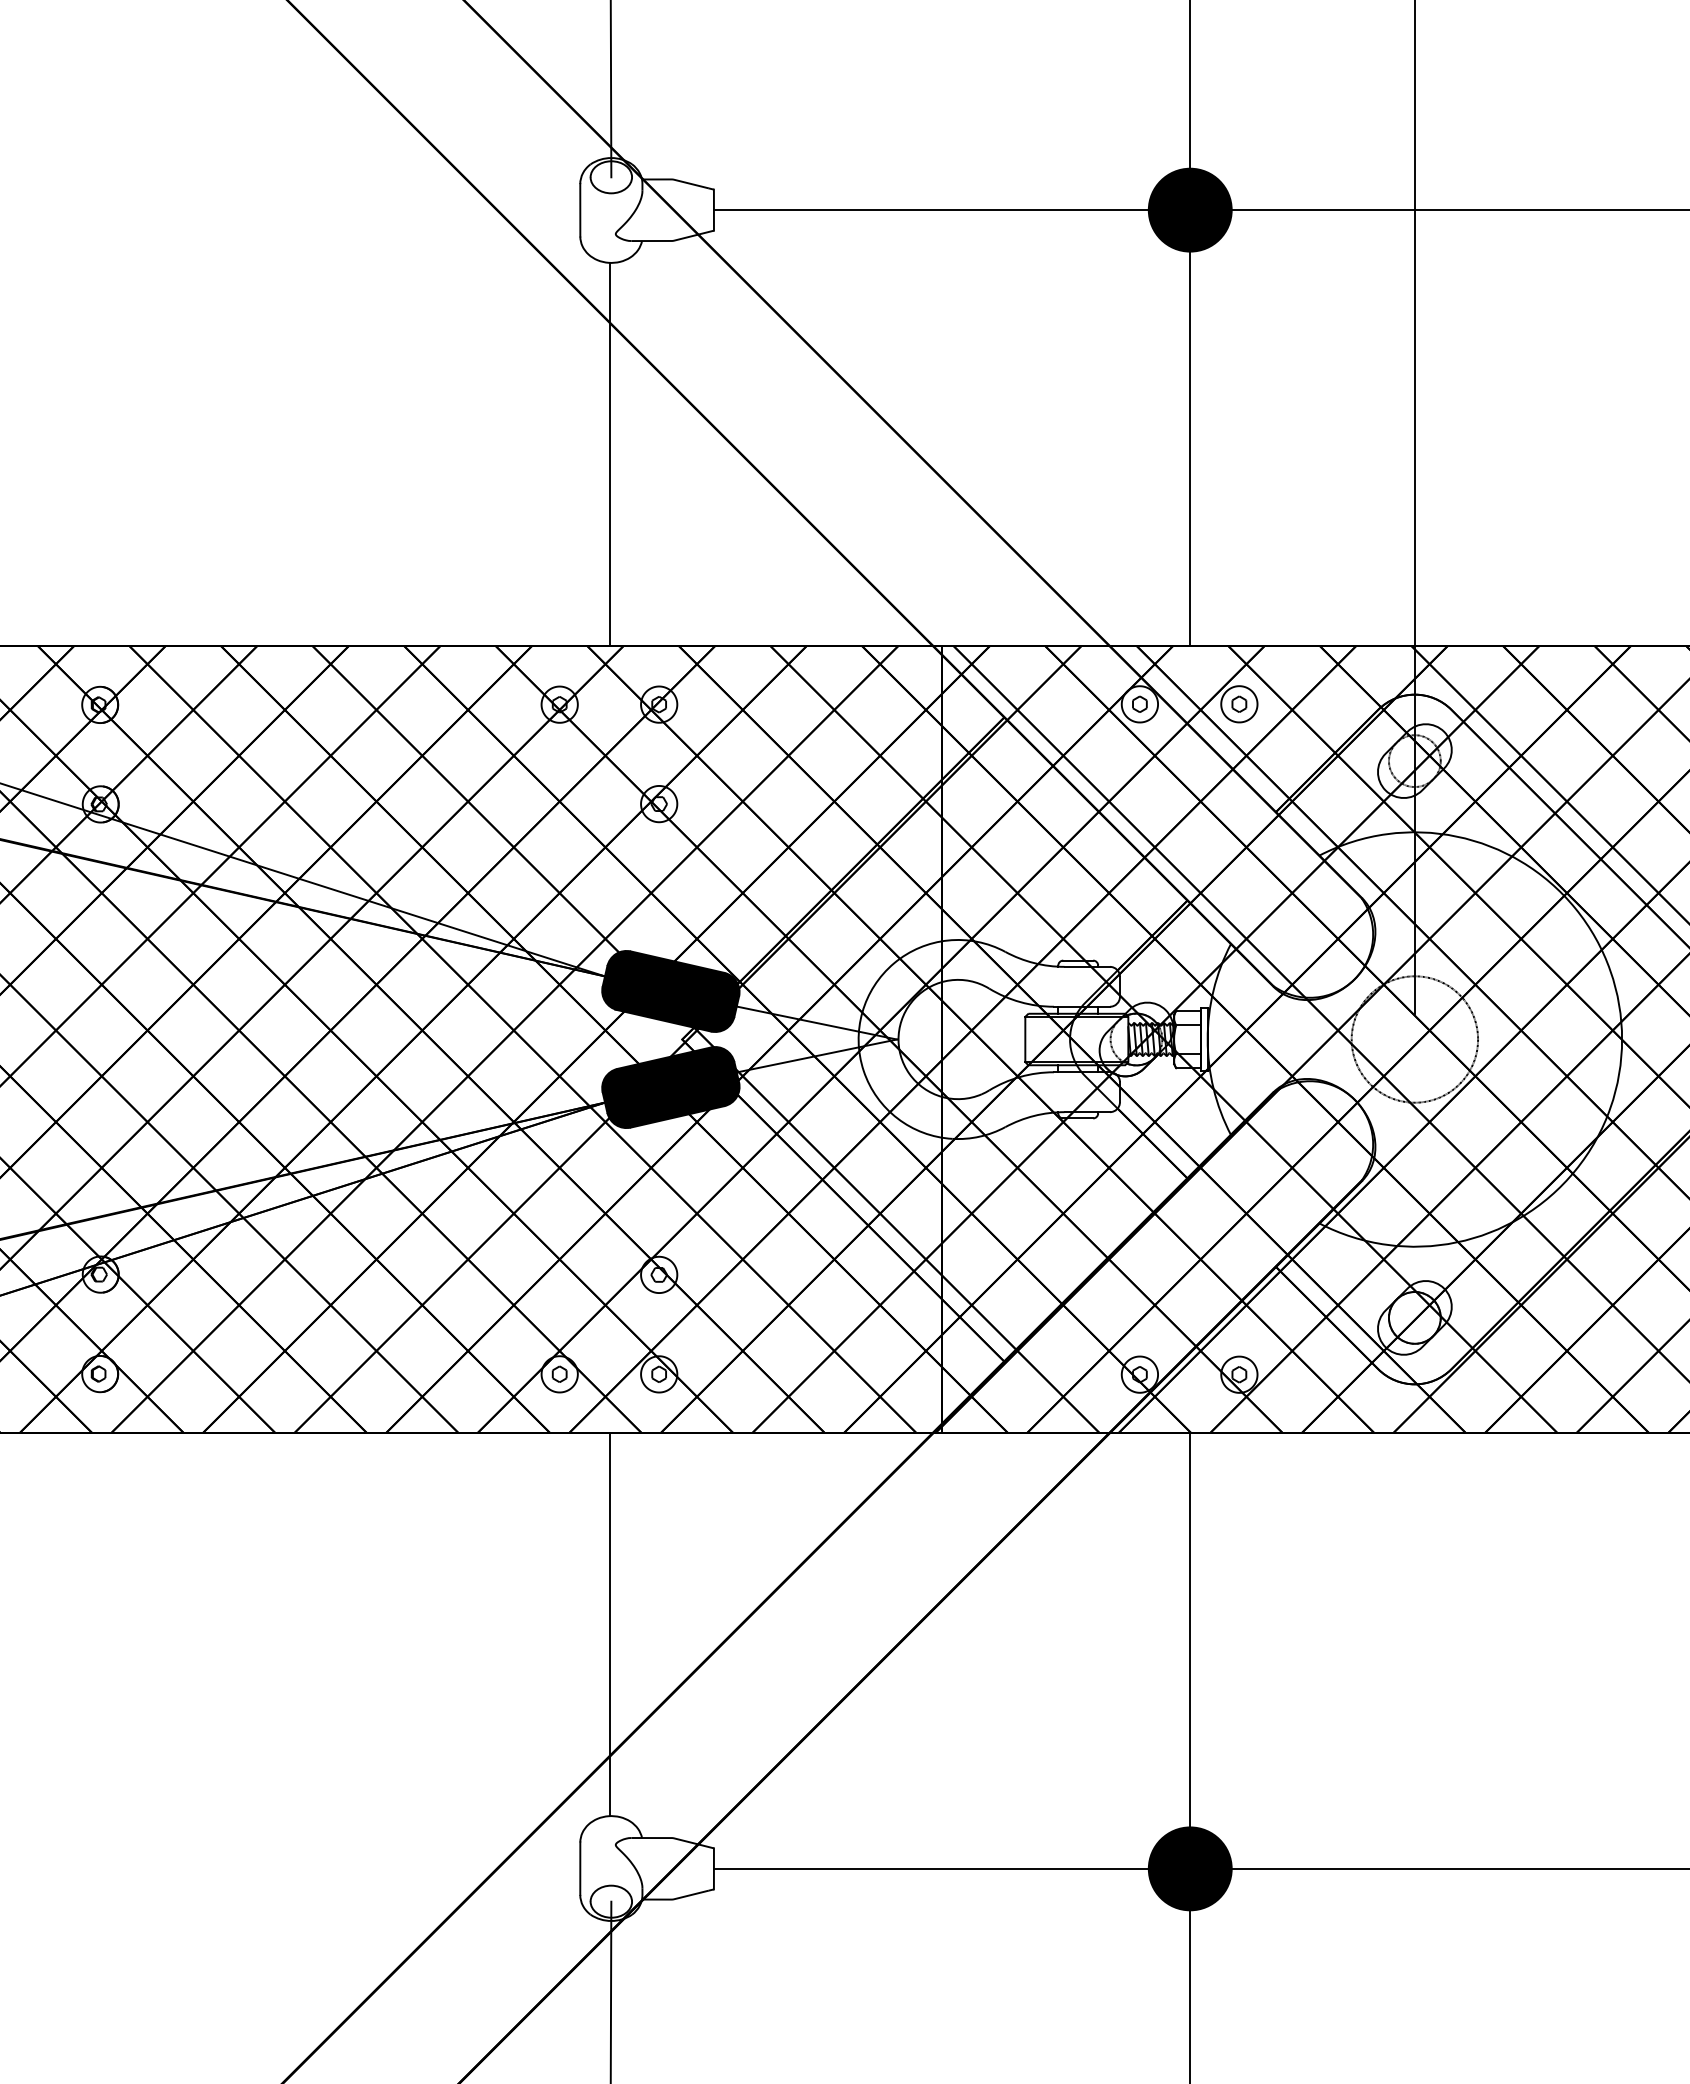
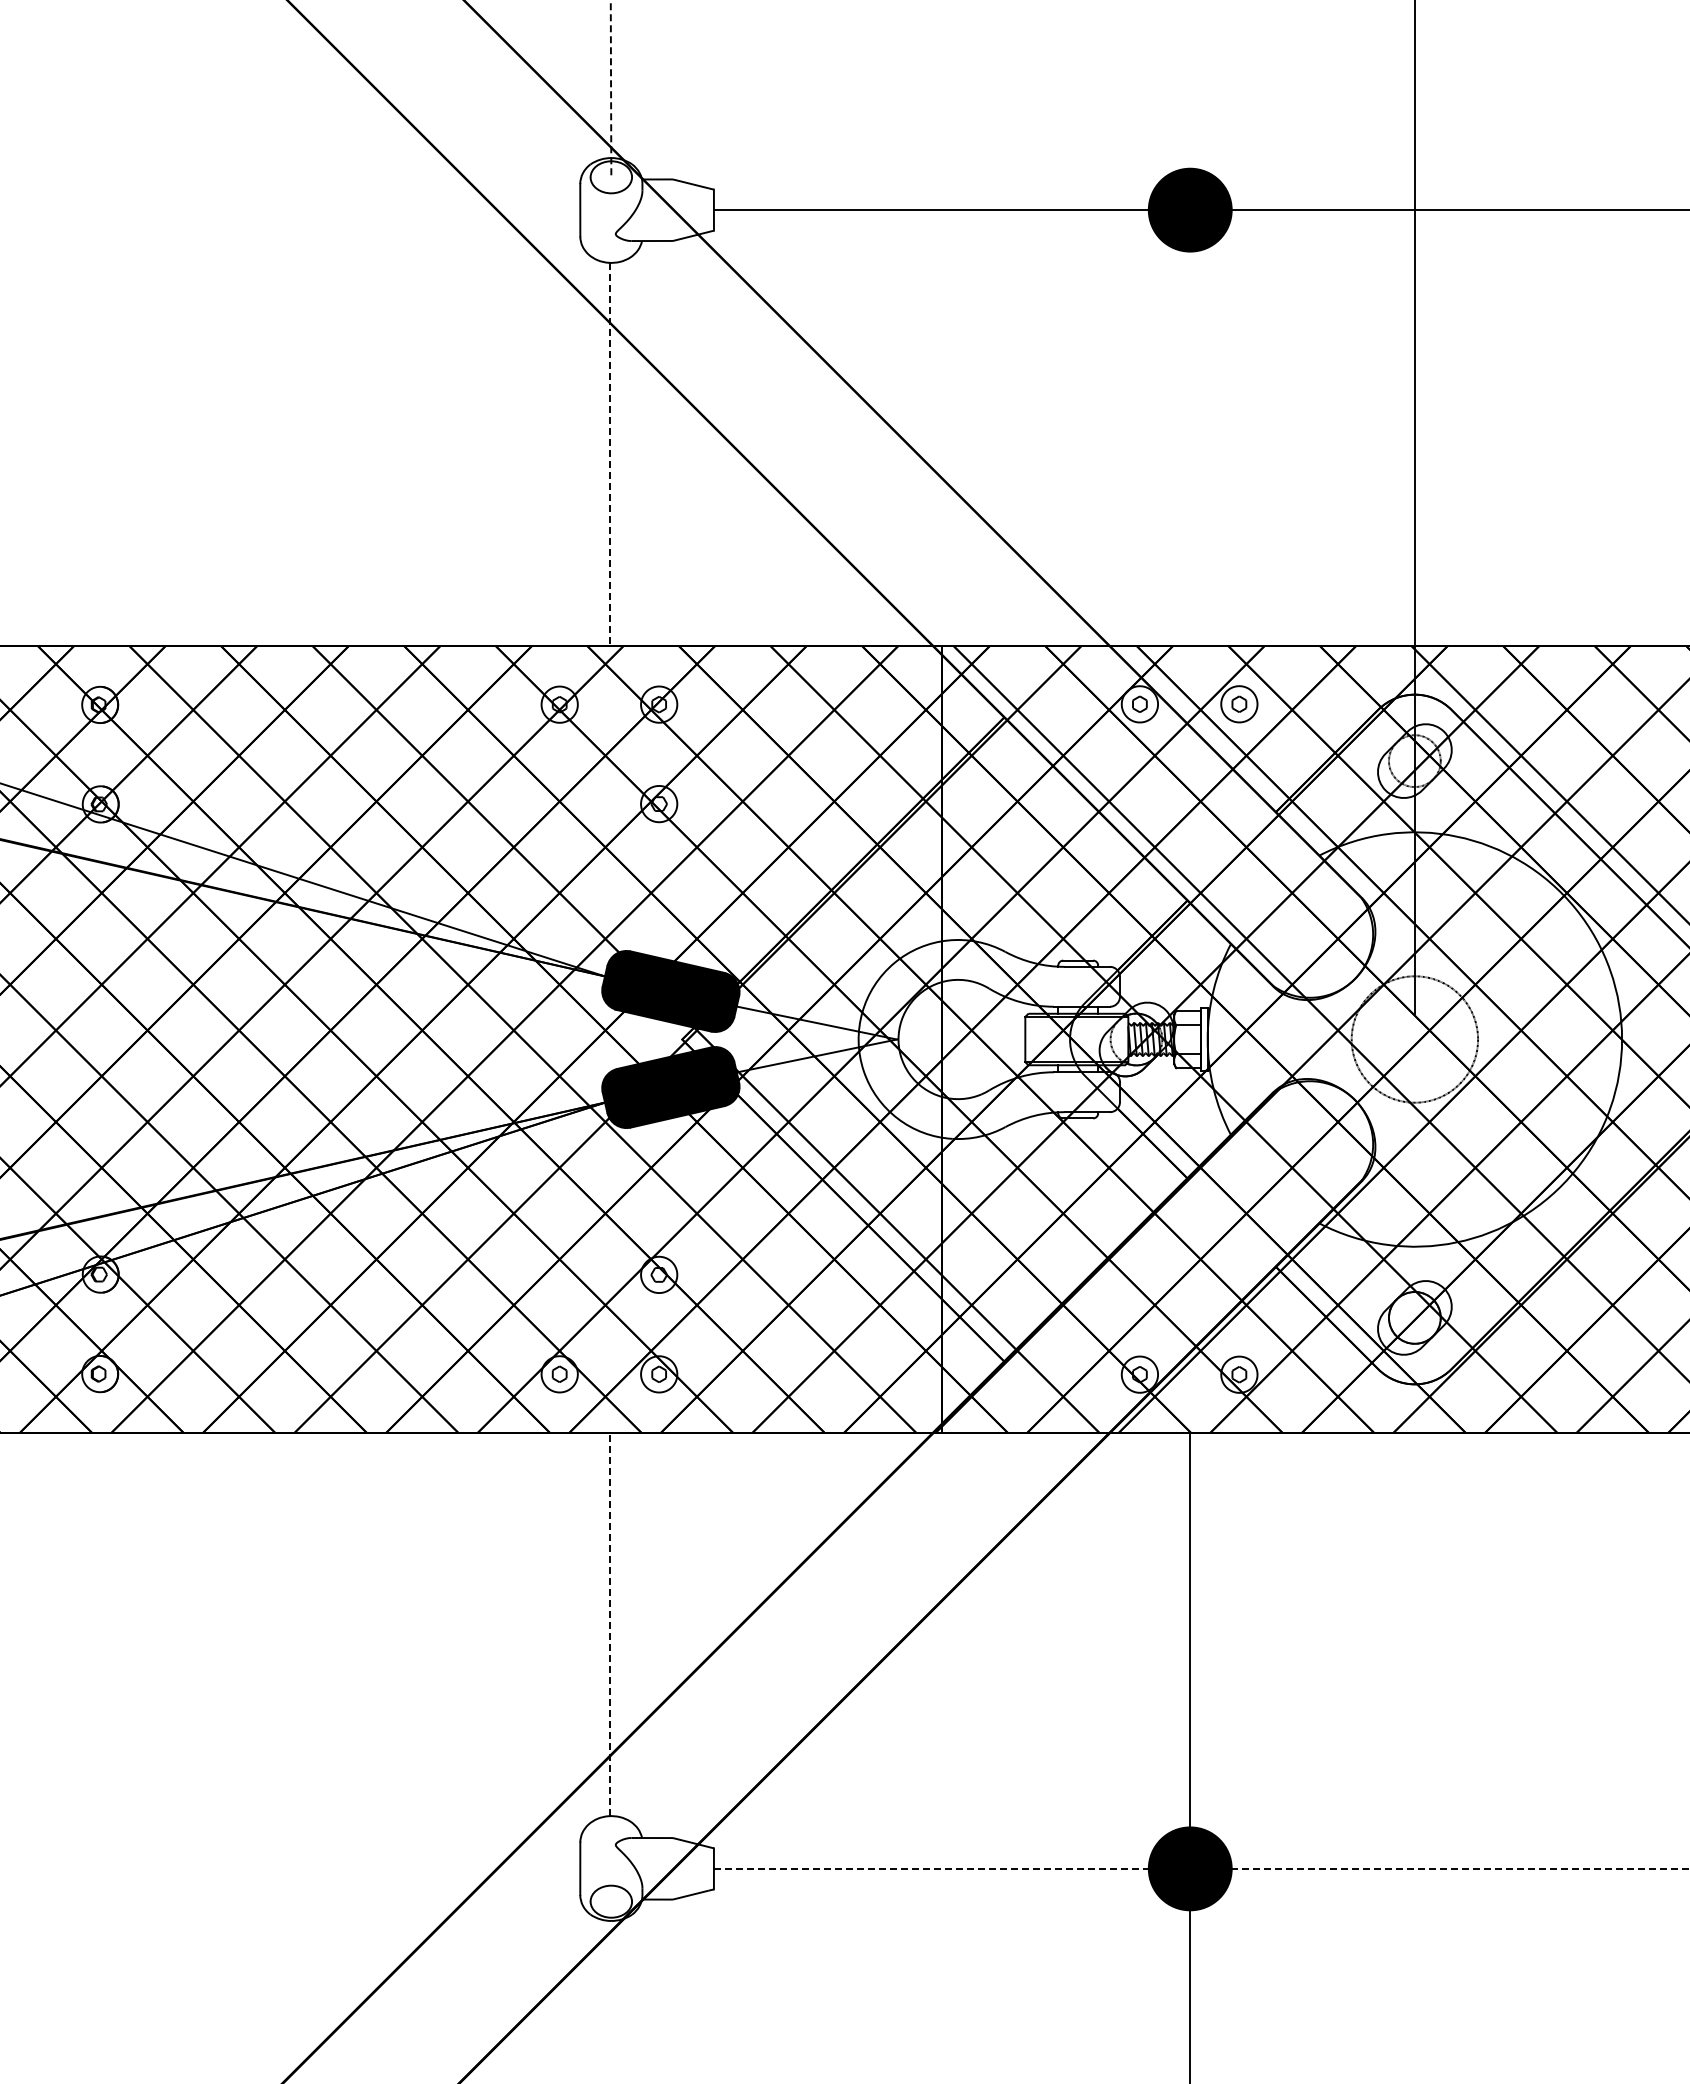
line: solid -> dashed (611, 89)
line: present -> none (1190, 323)
line: solid -> dashed (610, 454)
line: solid -> dashed (610, 1624)
line: solid -> dashed (1201, 1868)
line: present -> none (610, 1990)
